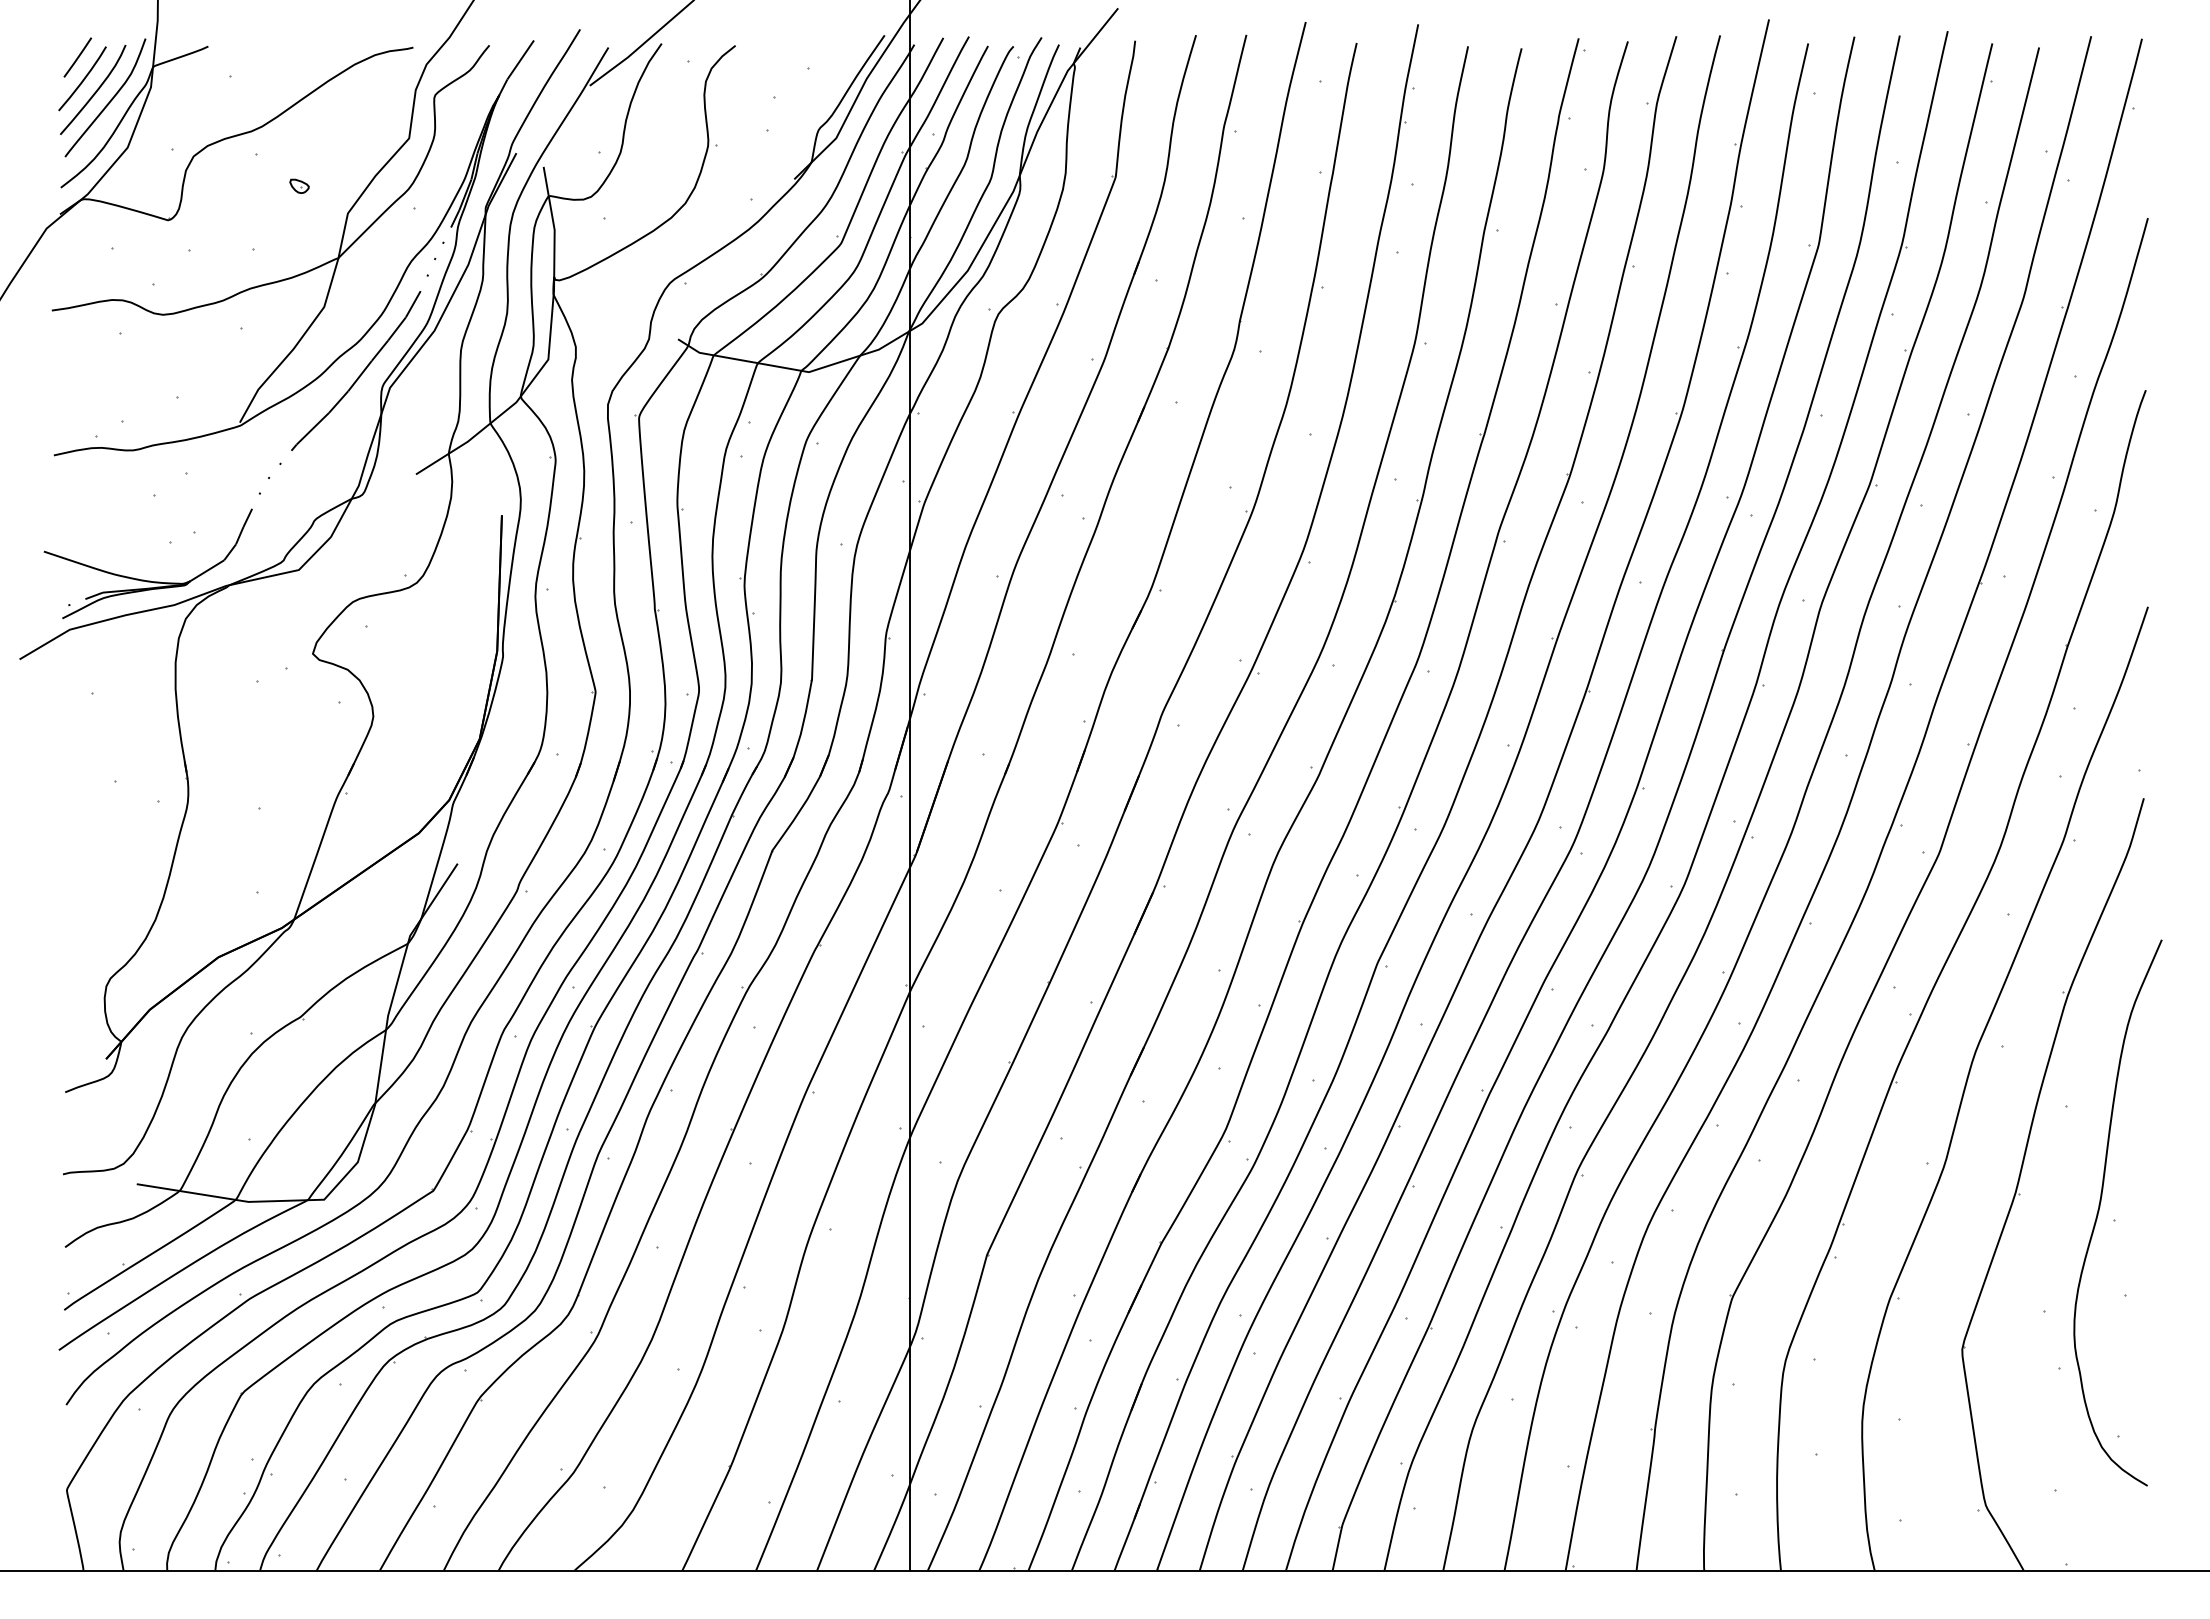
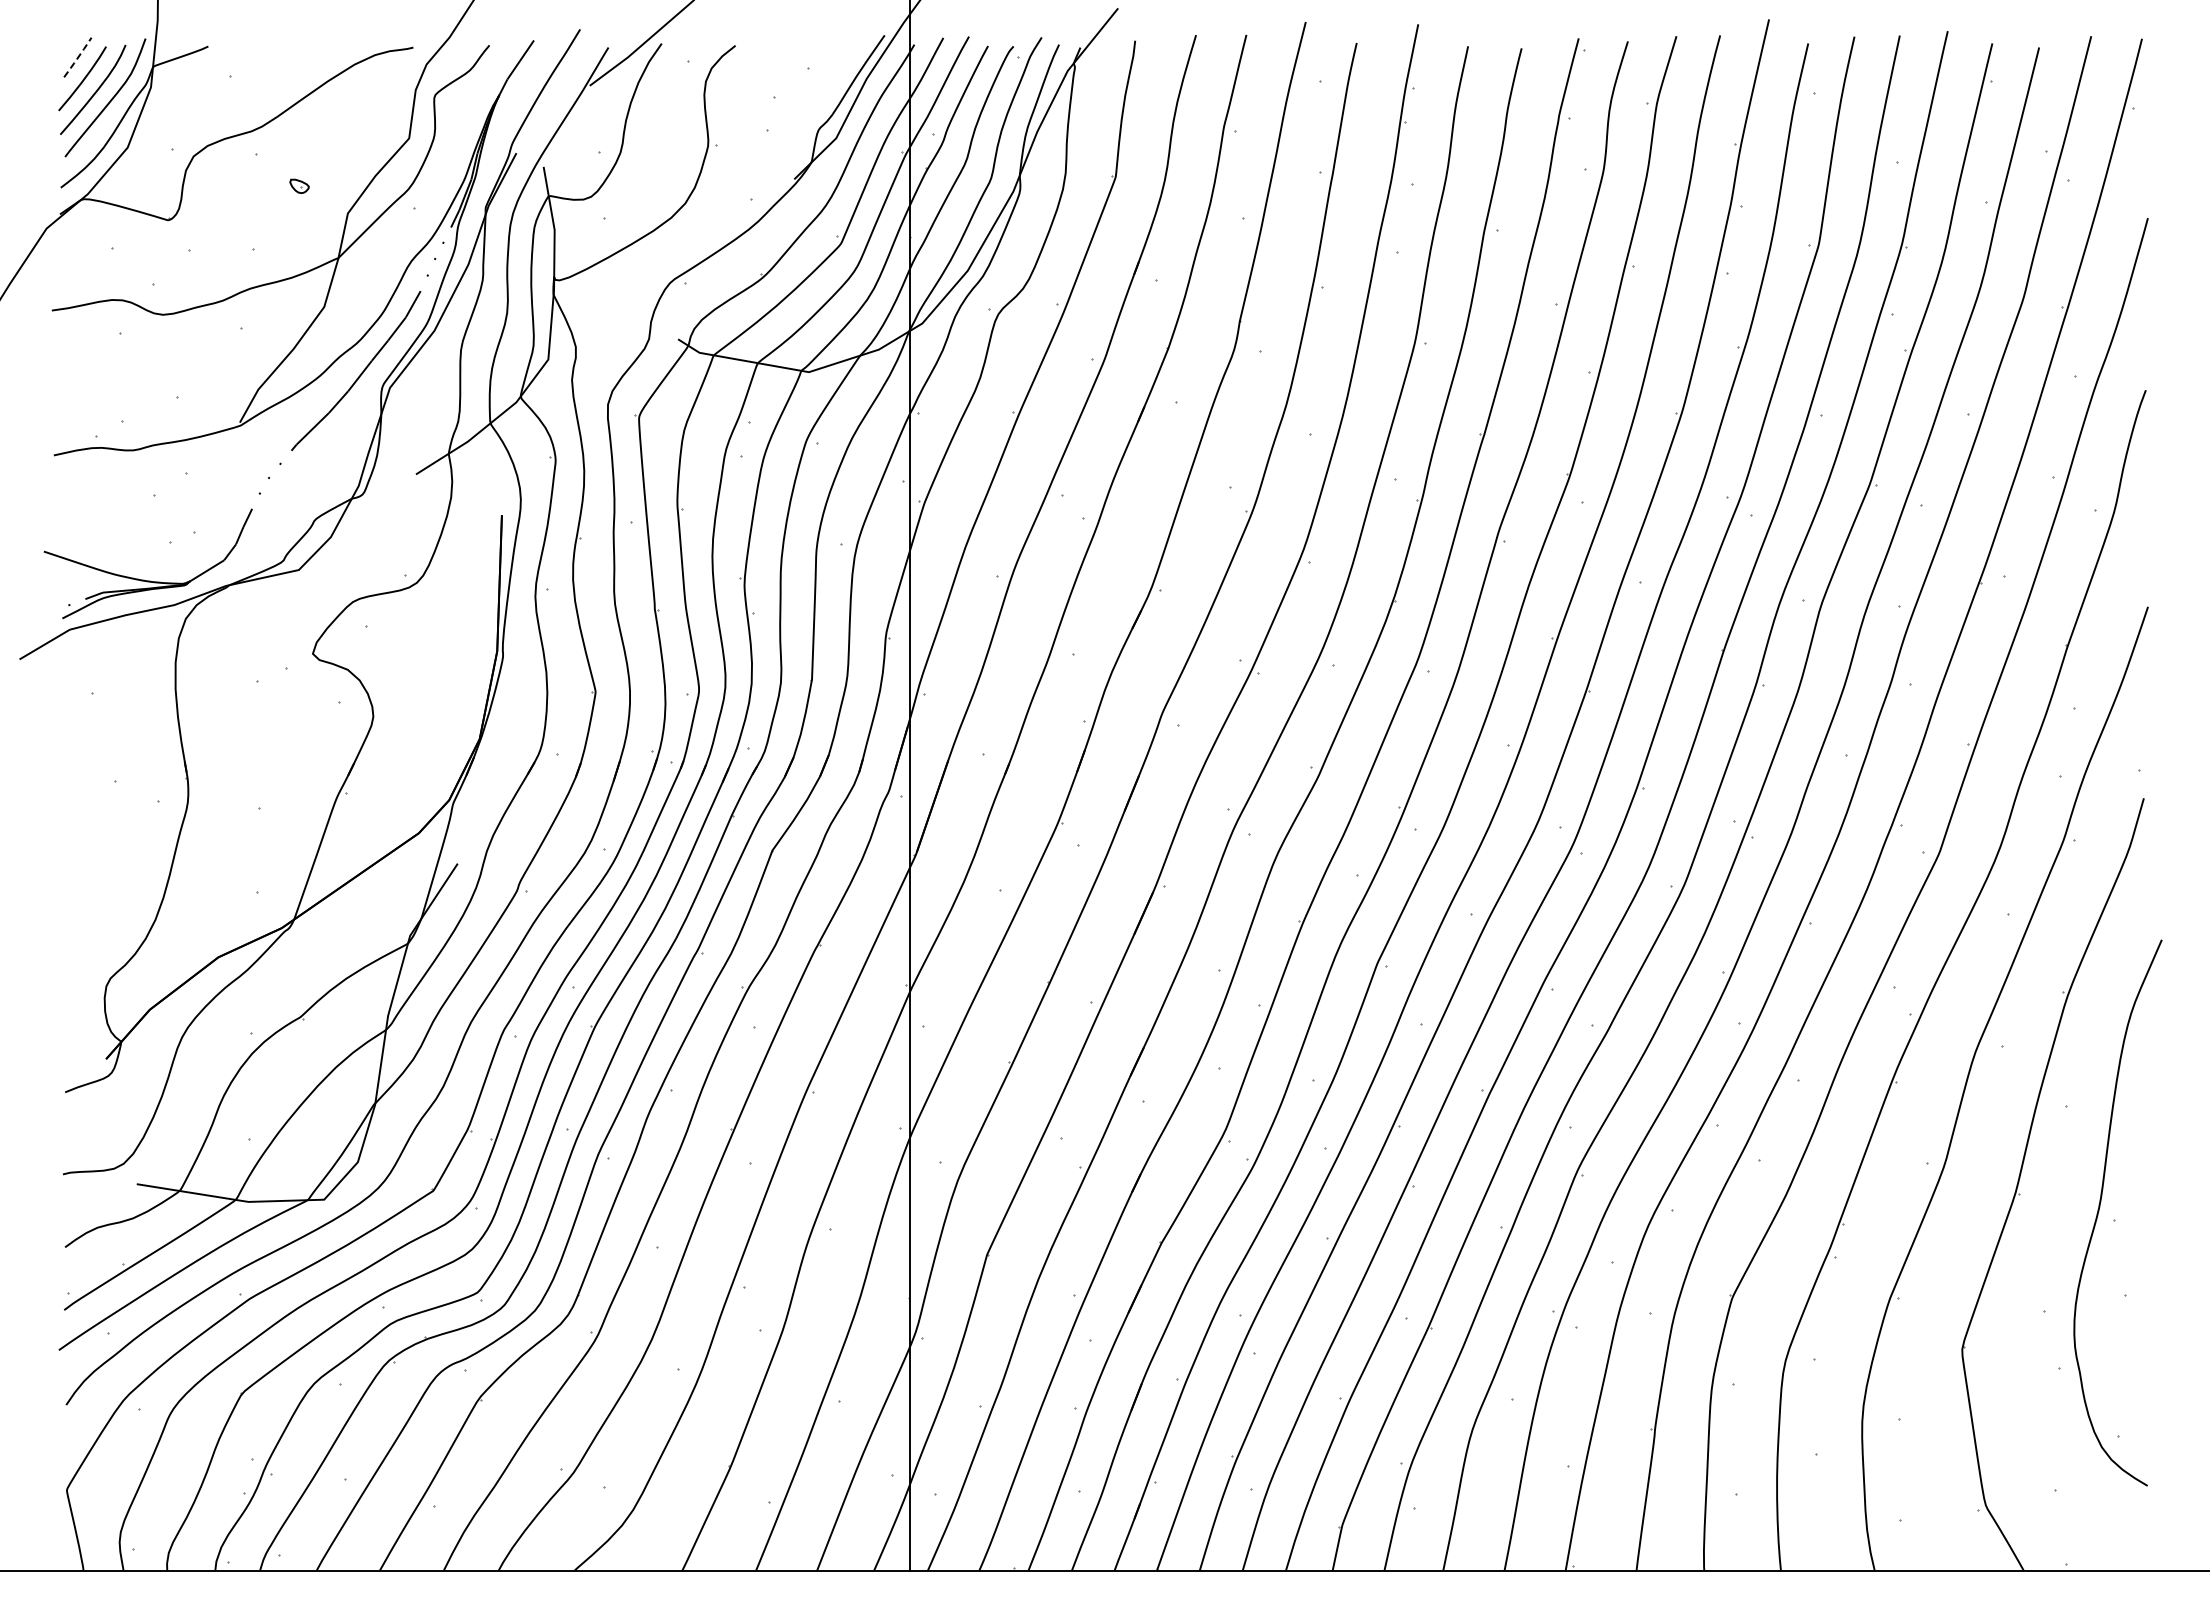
line: solid -> dashed (78, 57)
